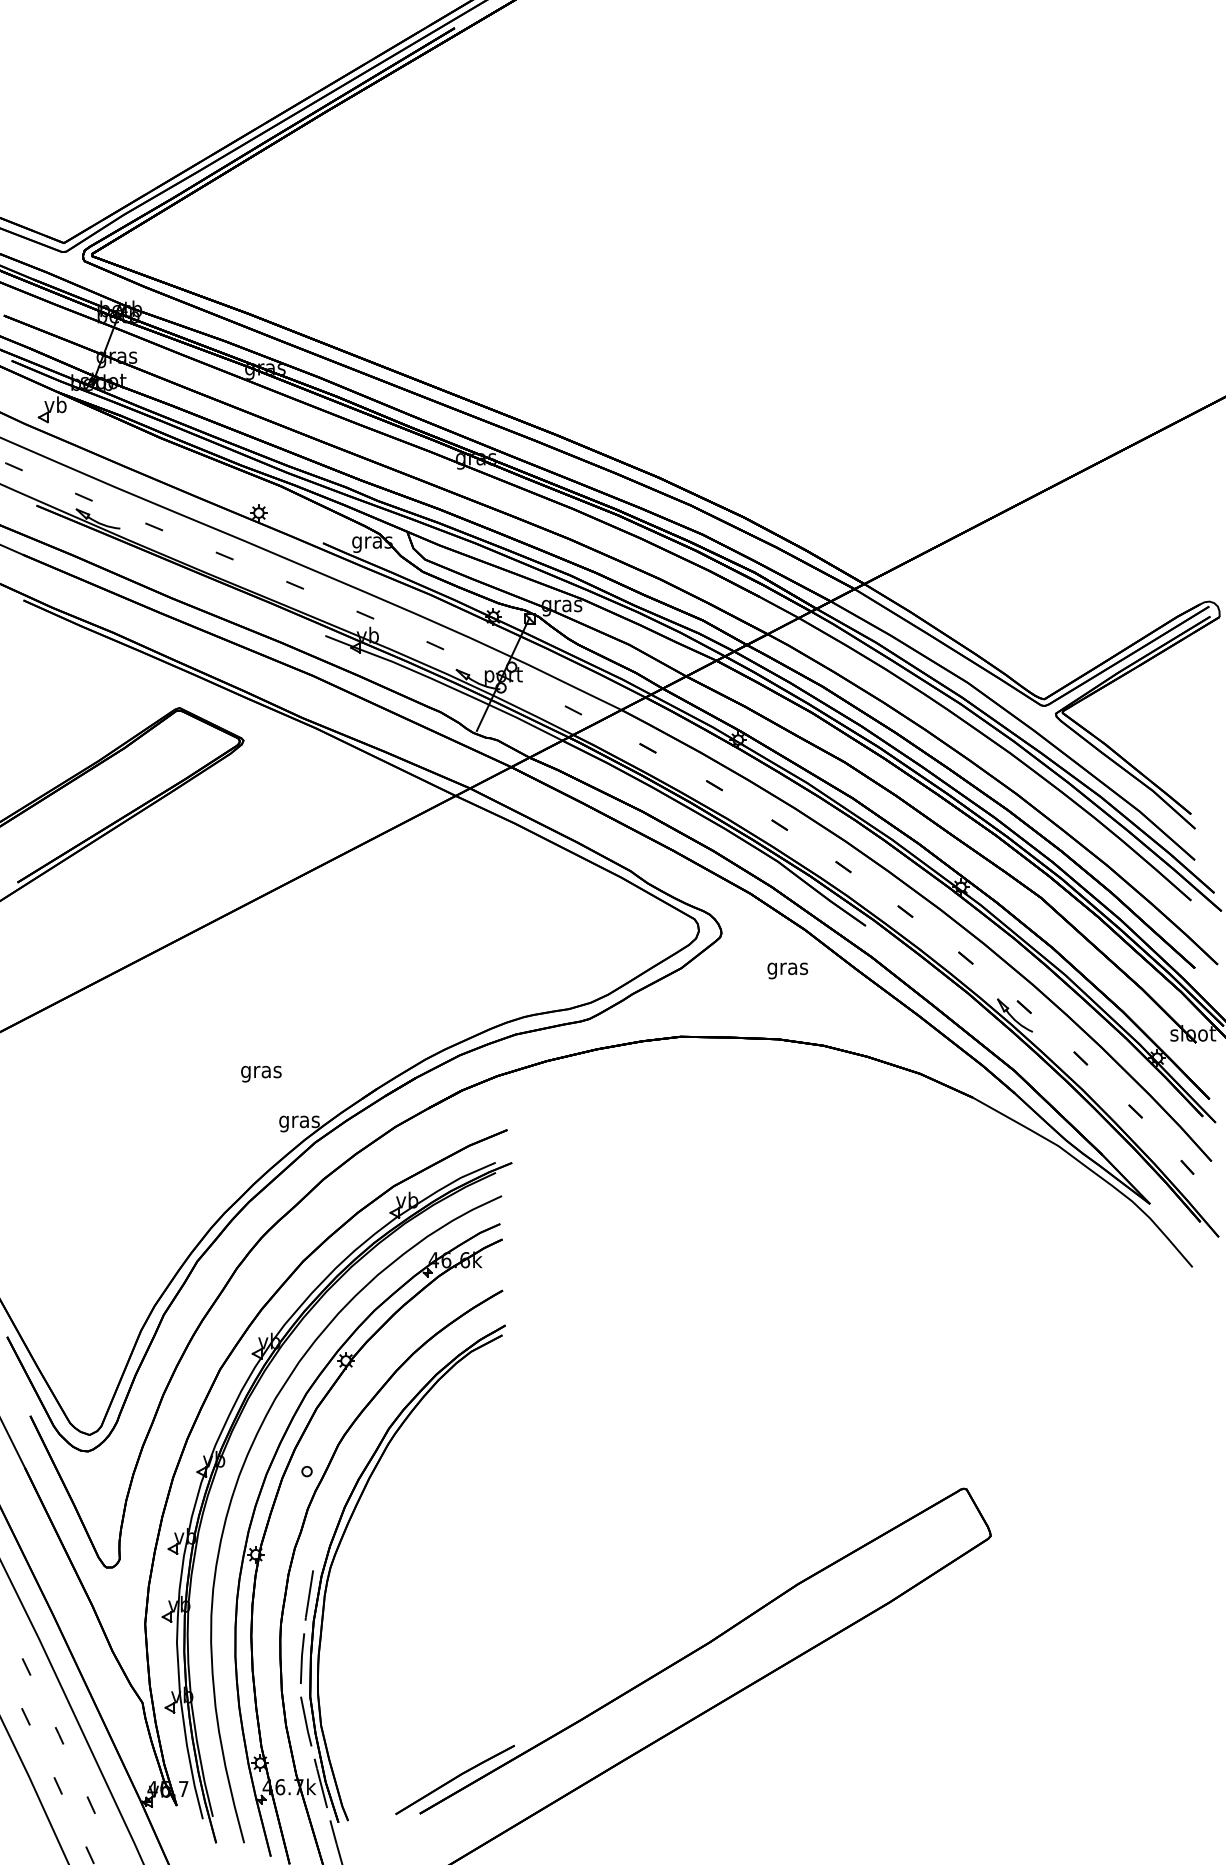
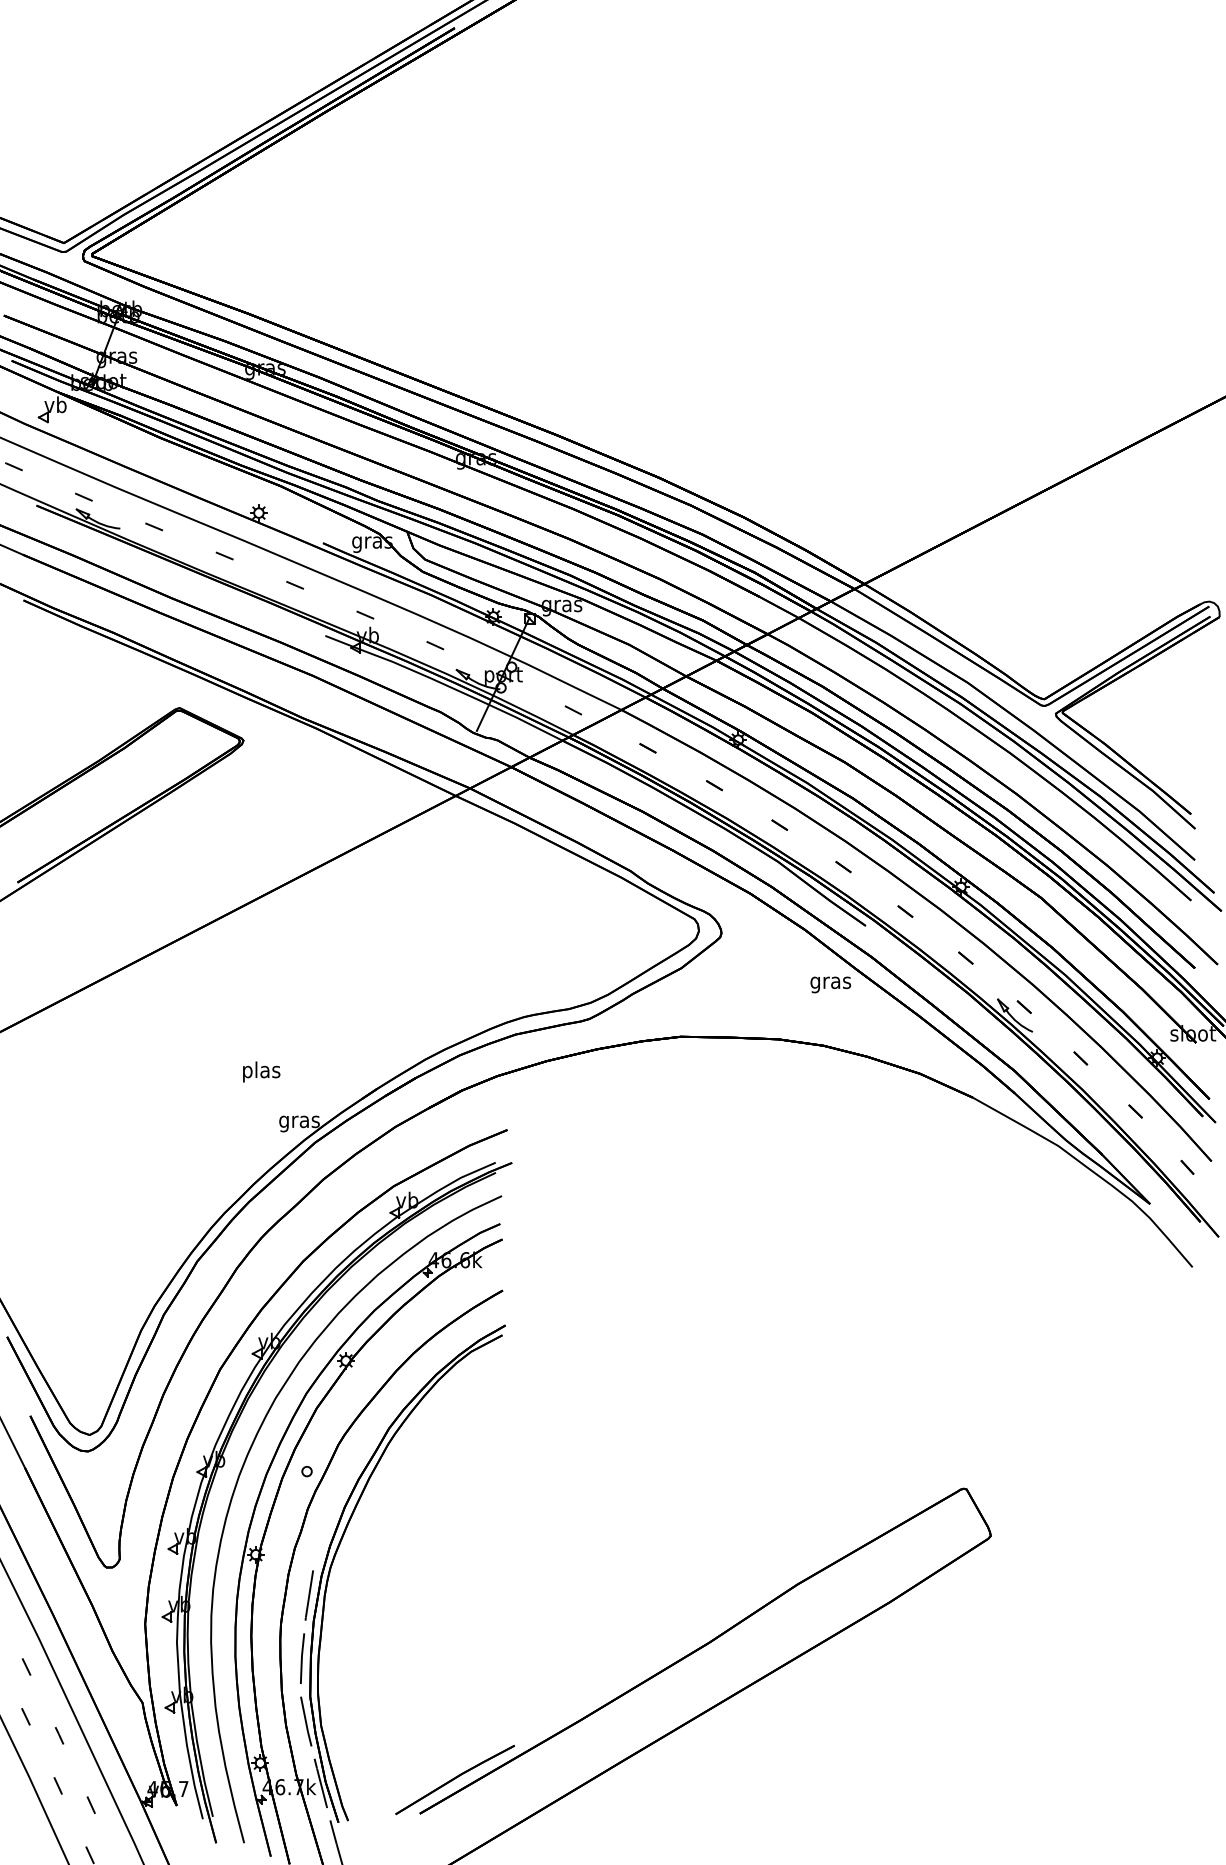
text position: (787, 970) -> (830, 984) (830, 984)
text: gras -> plas (261, 1071)
